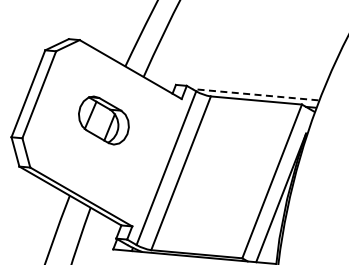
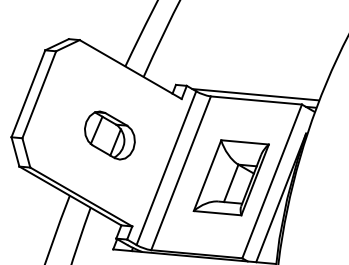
line: dashed -> solid (254, 94)
part position: (103, 120) -> (109, 135) (109, 135)
part: none -> present (230, 177)
